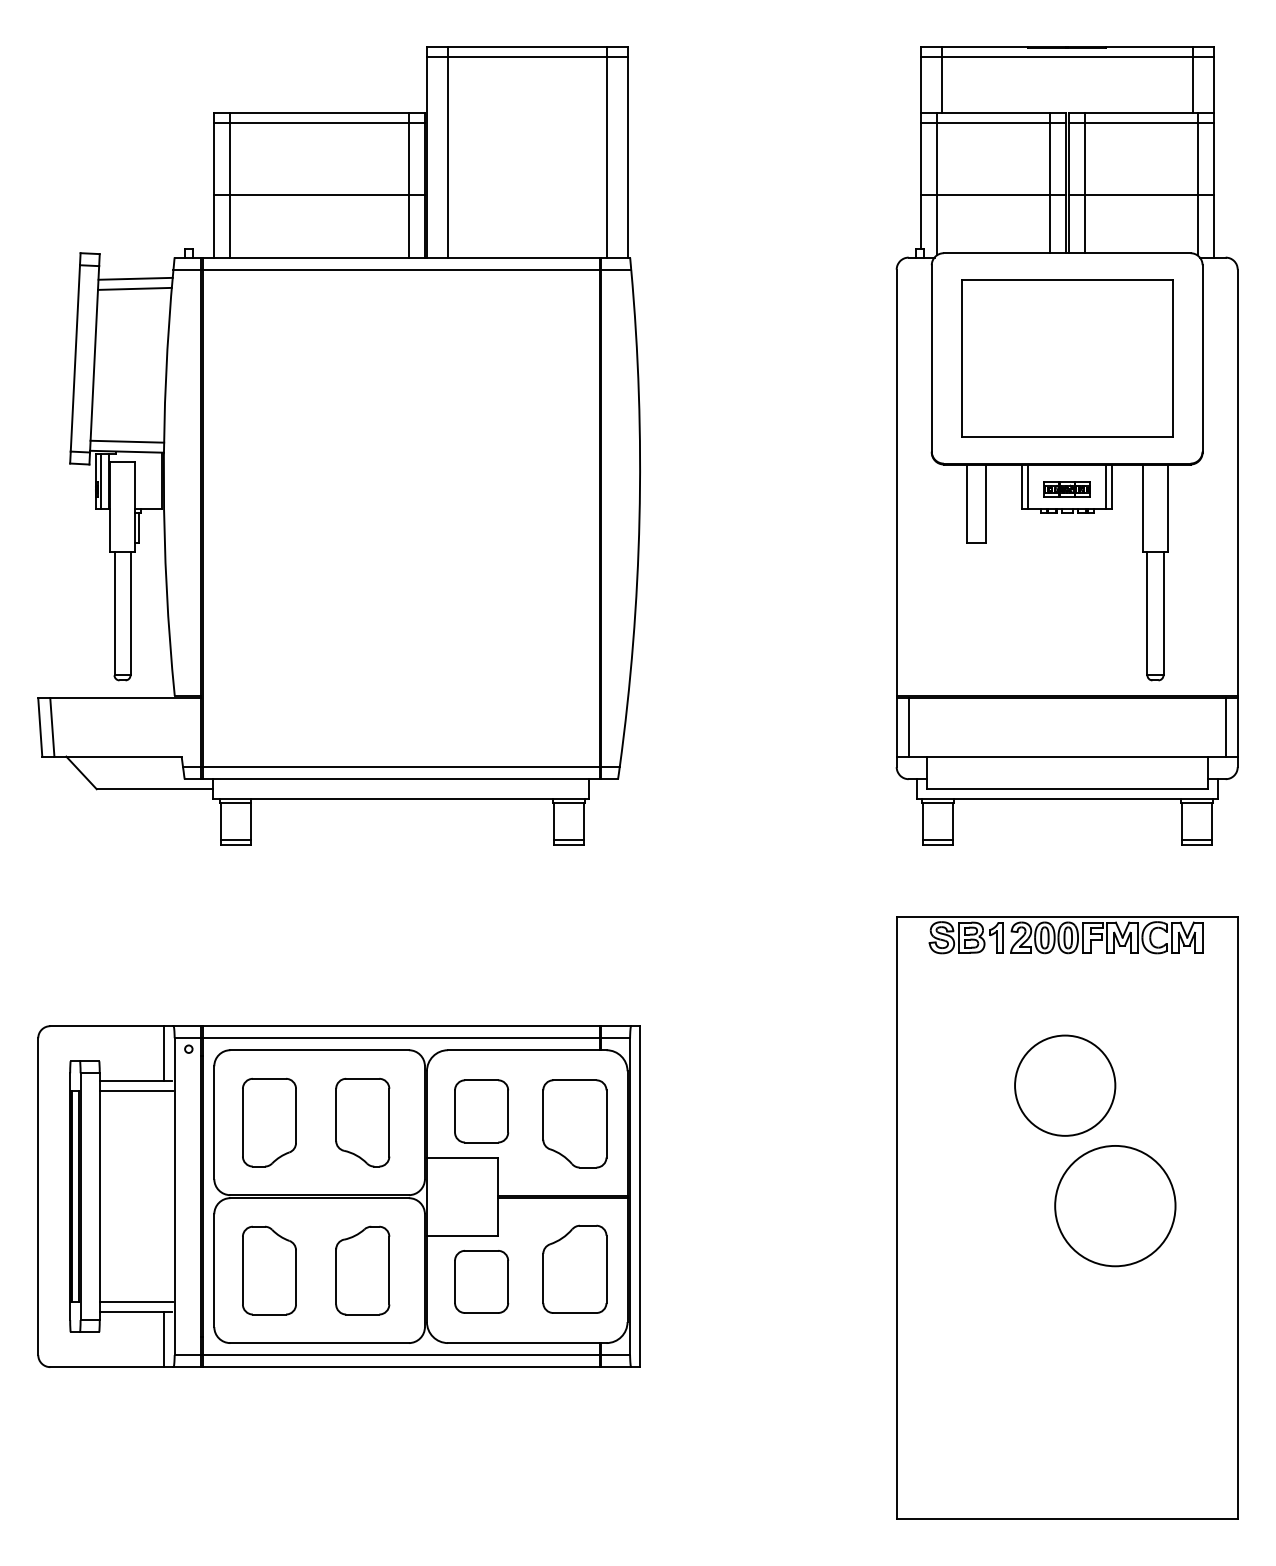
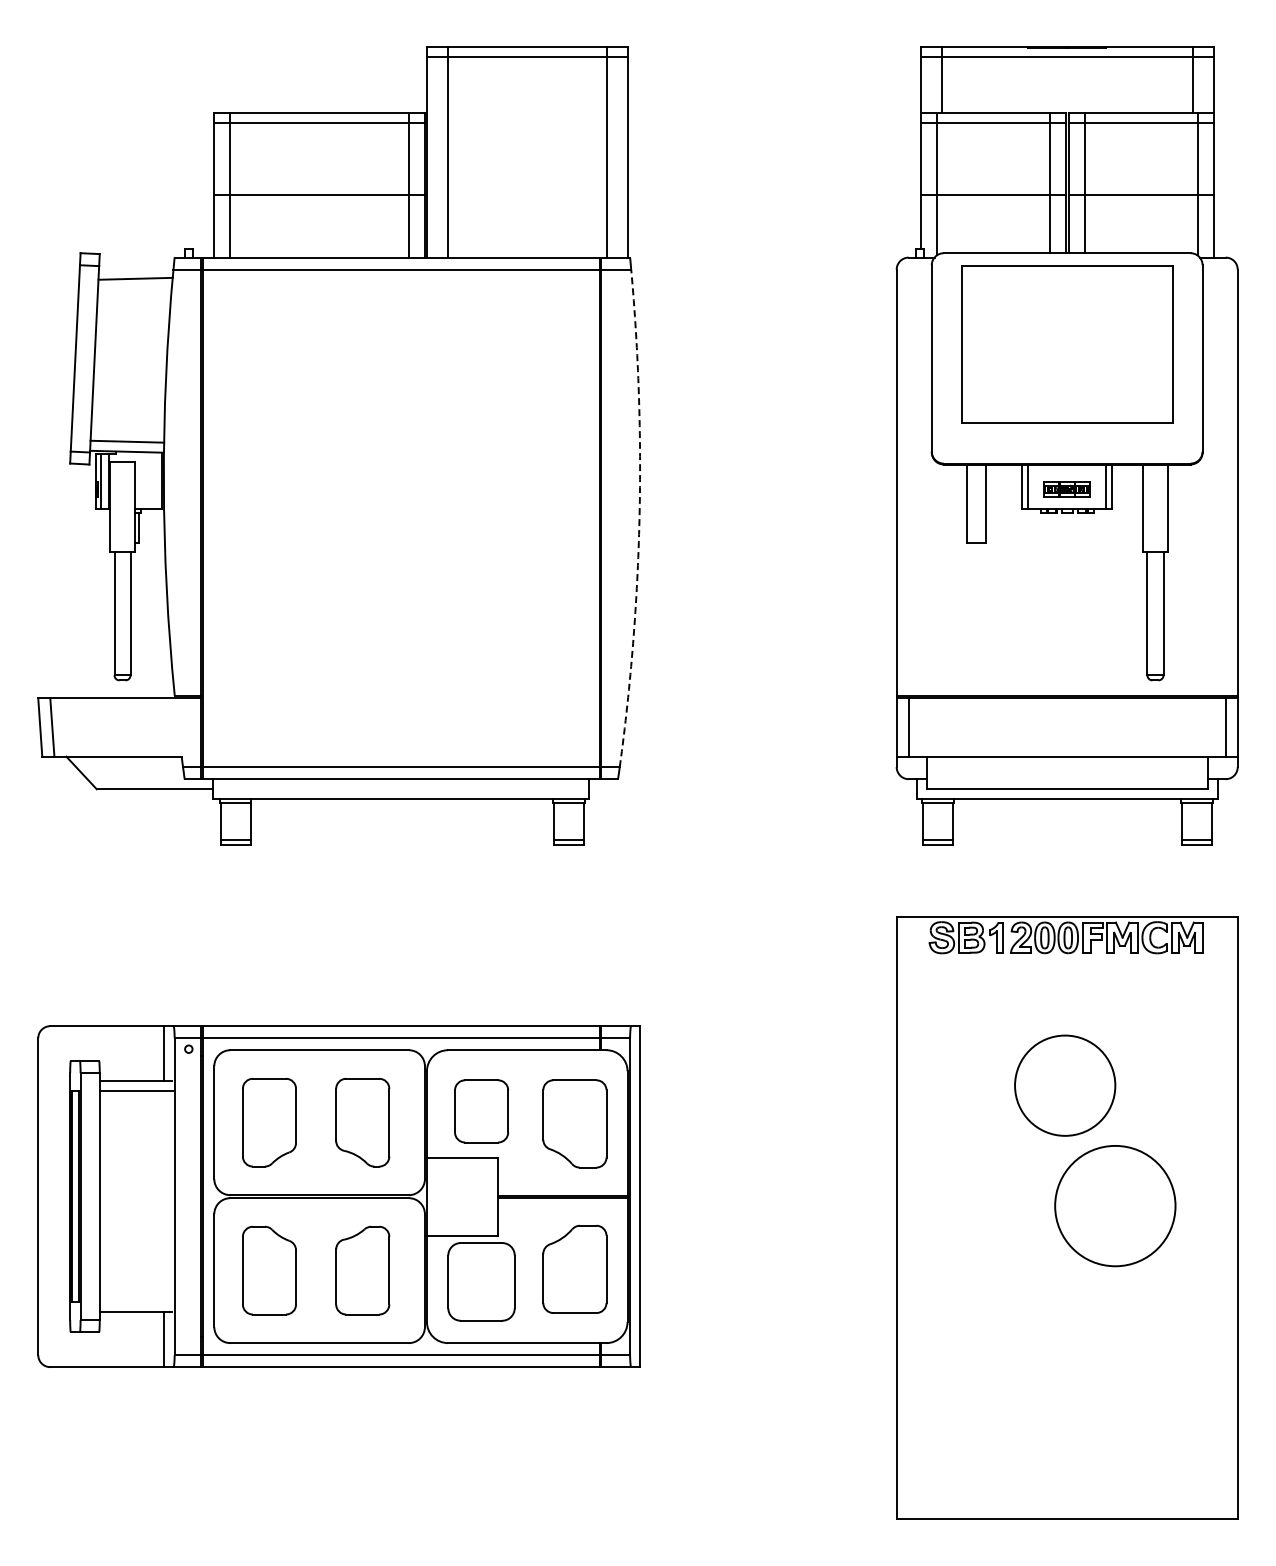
line: present -> none (134, 288)
part position: (1067, 358) -> (1067, 344) (1067, 344)
arc: solid -> dashed (639, 518)
part size: 56x64 px -> 69x80 px (481, 1281)
line: present -> none (135, 1301)
